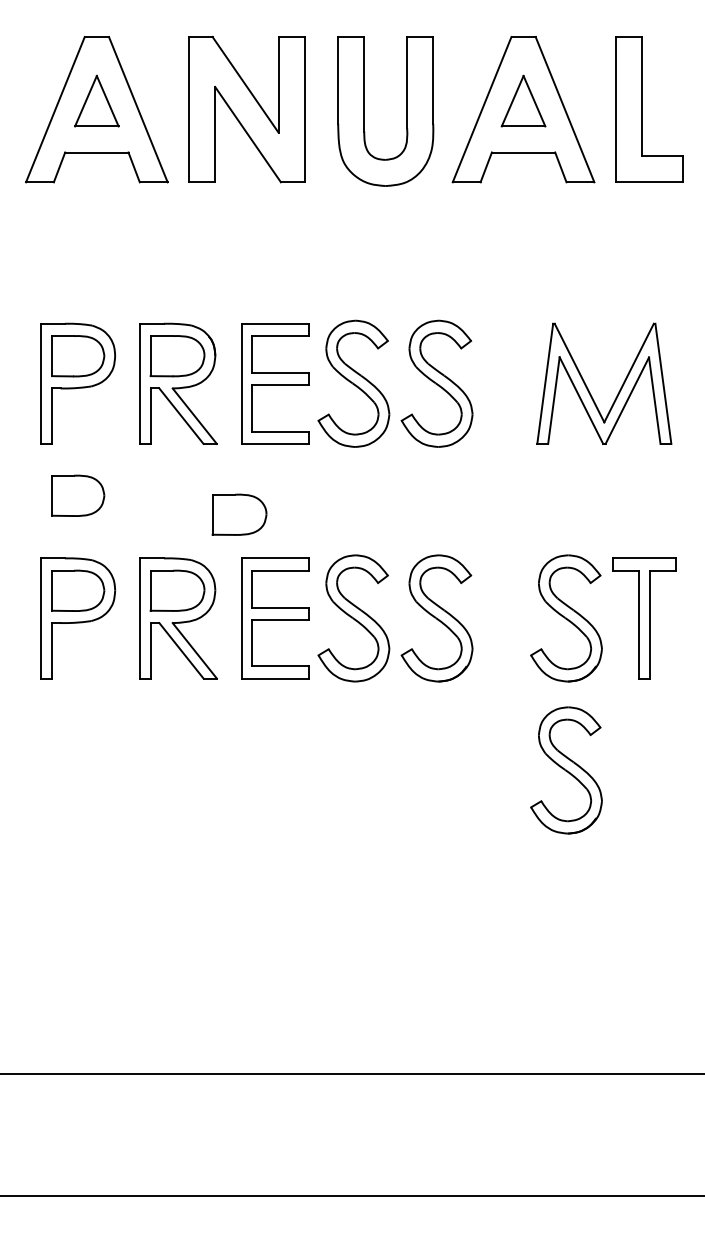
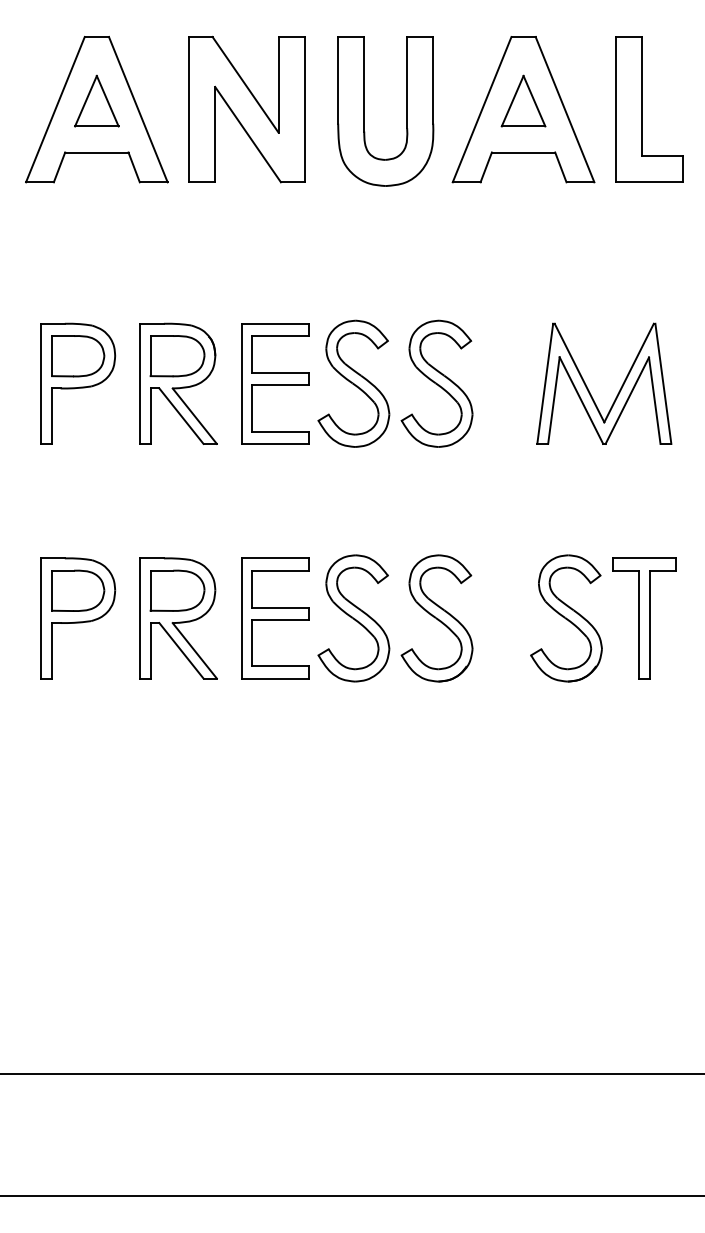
part: present -> none (78, 495)
part: present -> none (239, 514)
part: present -> none (566, 770)
